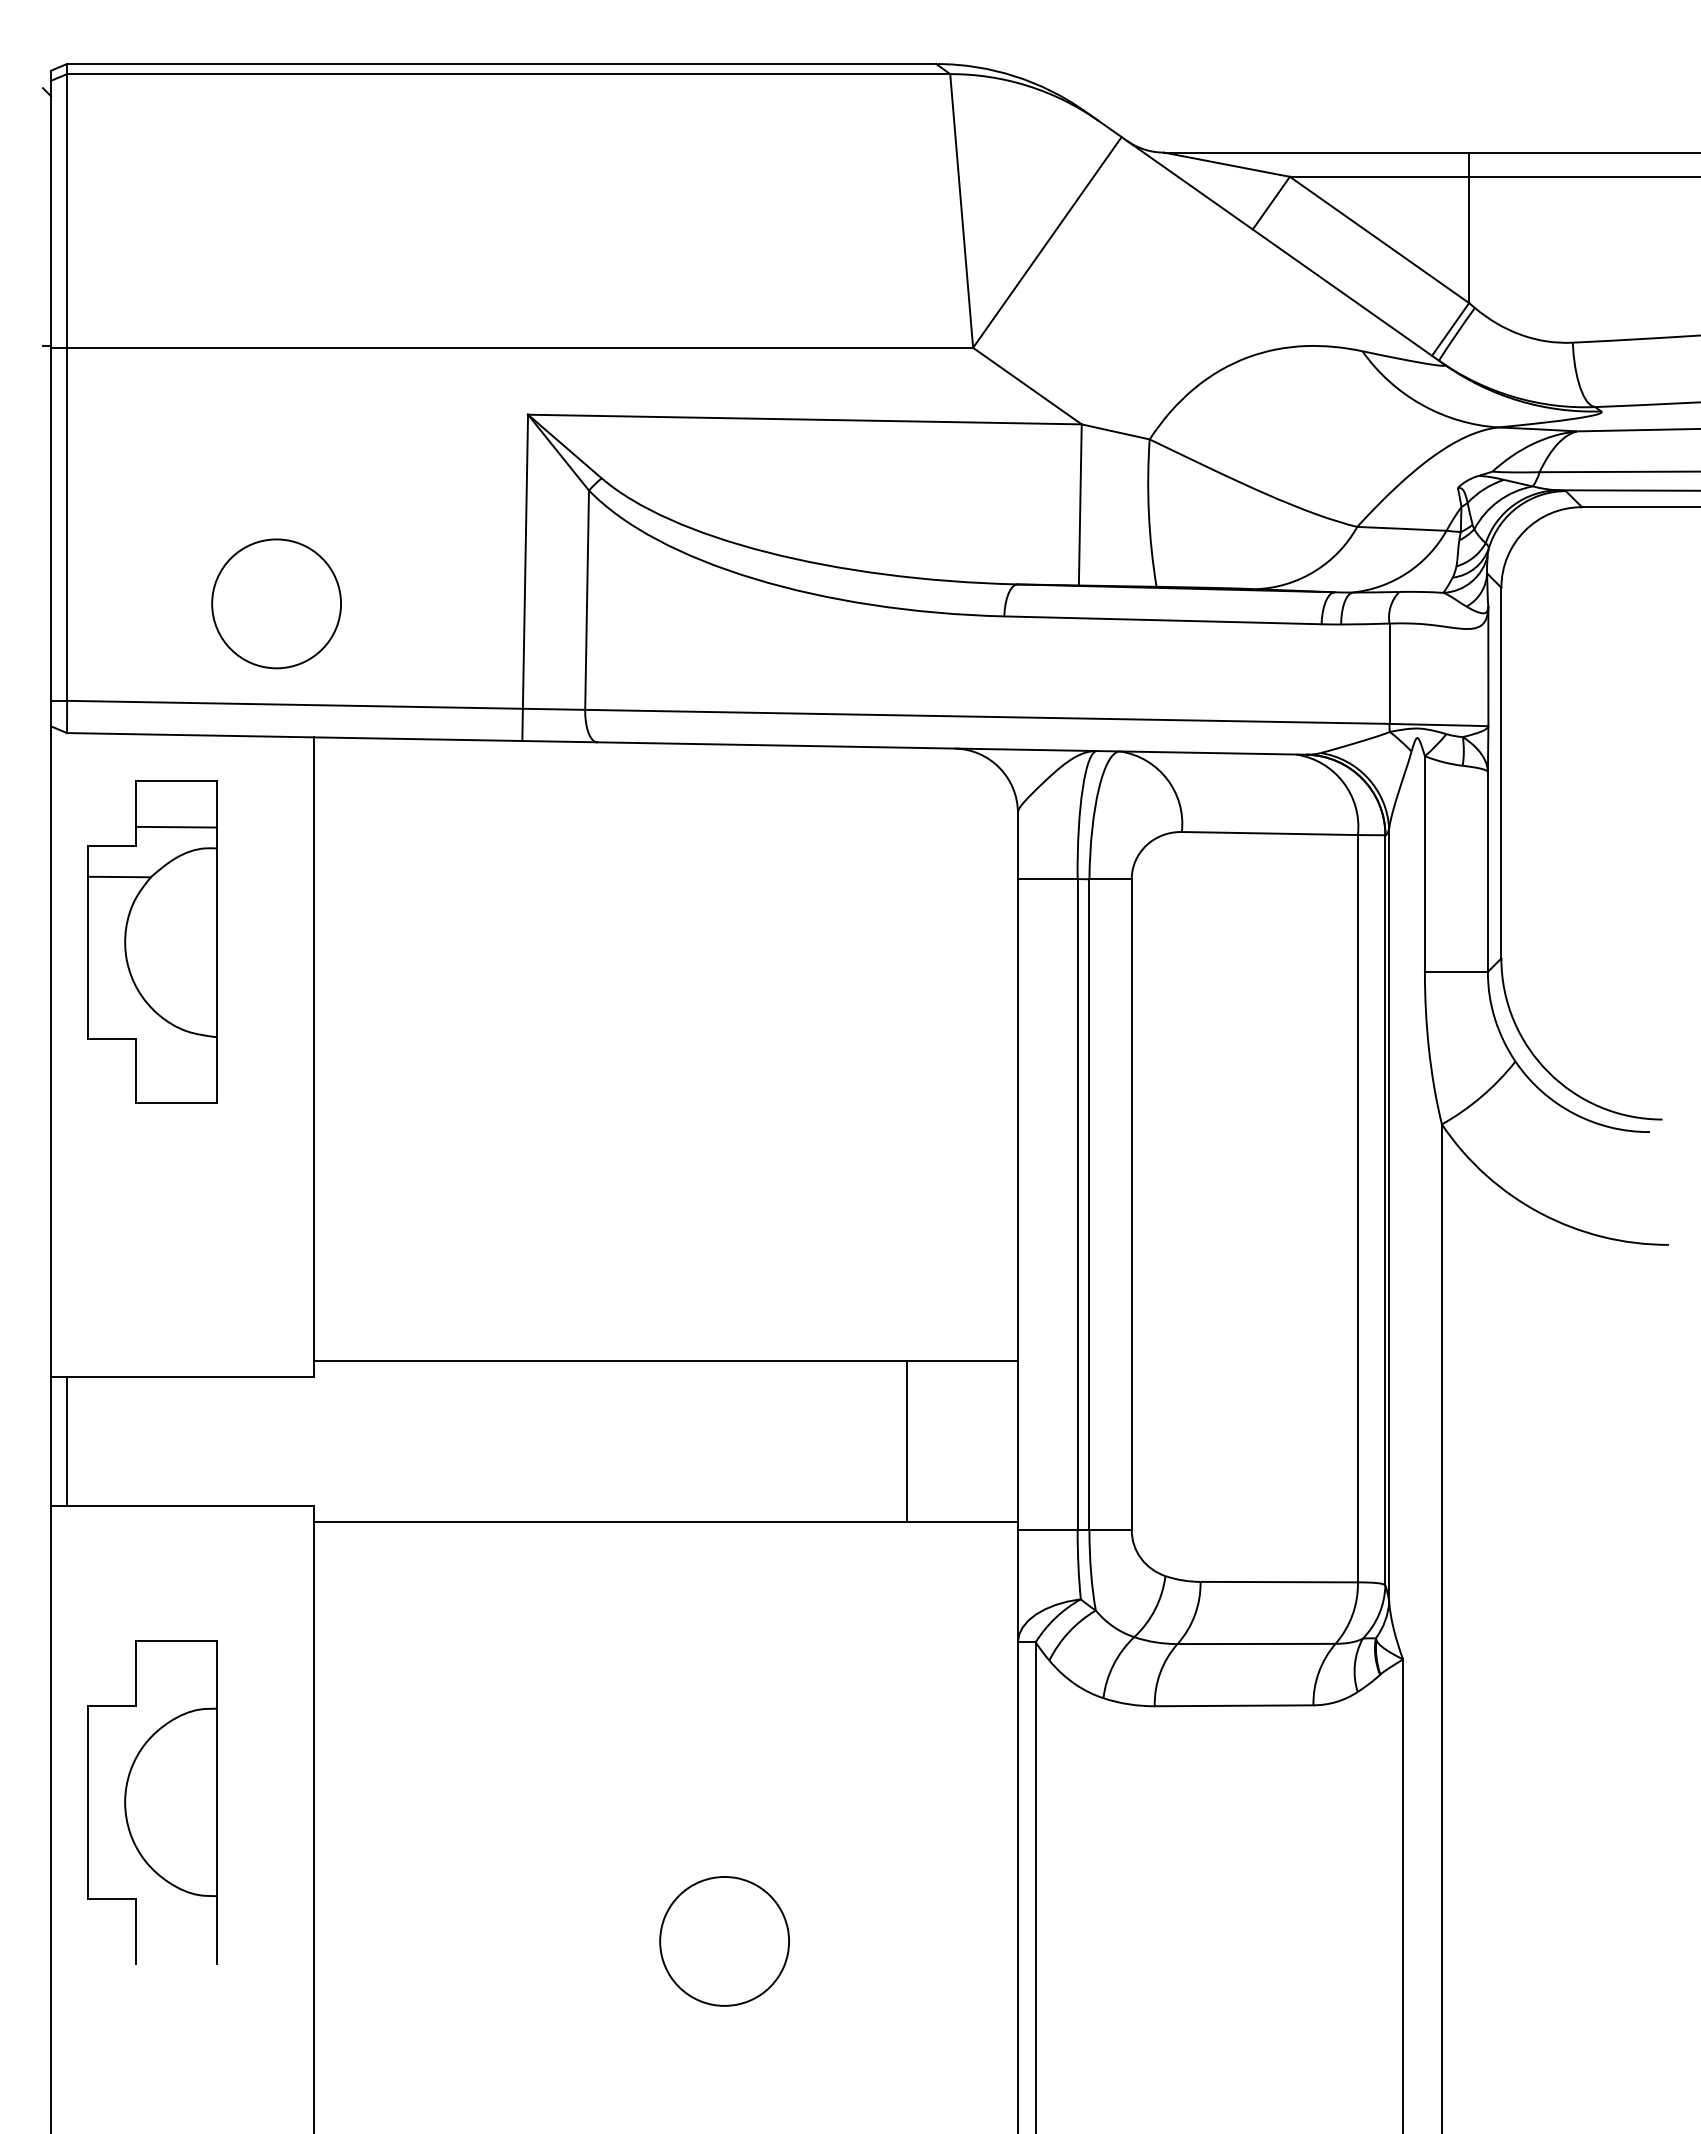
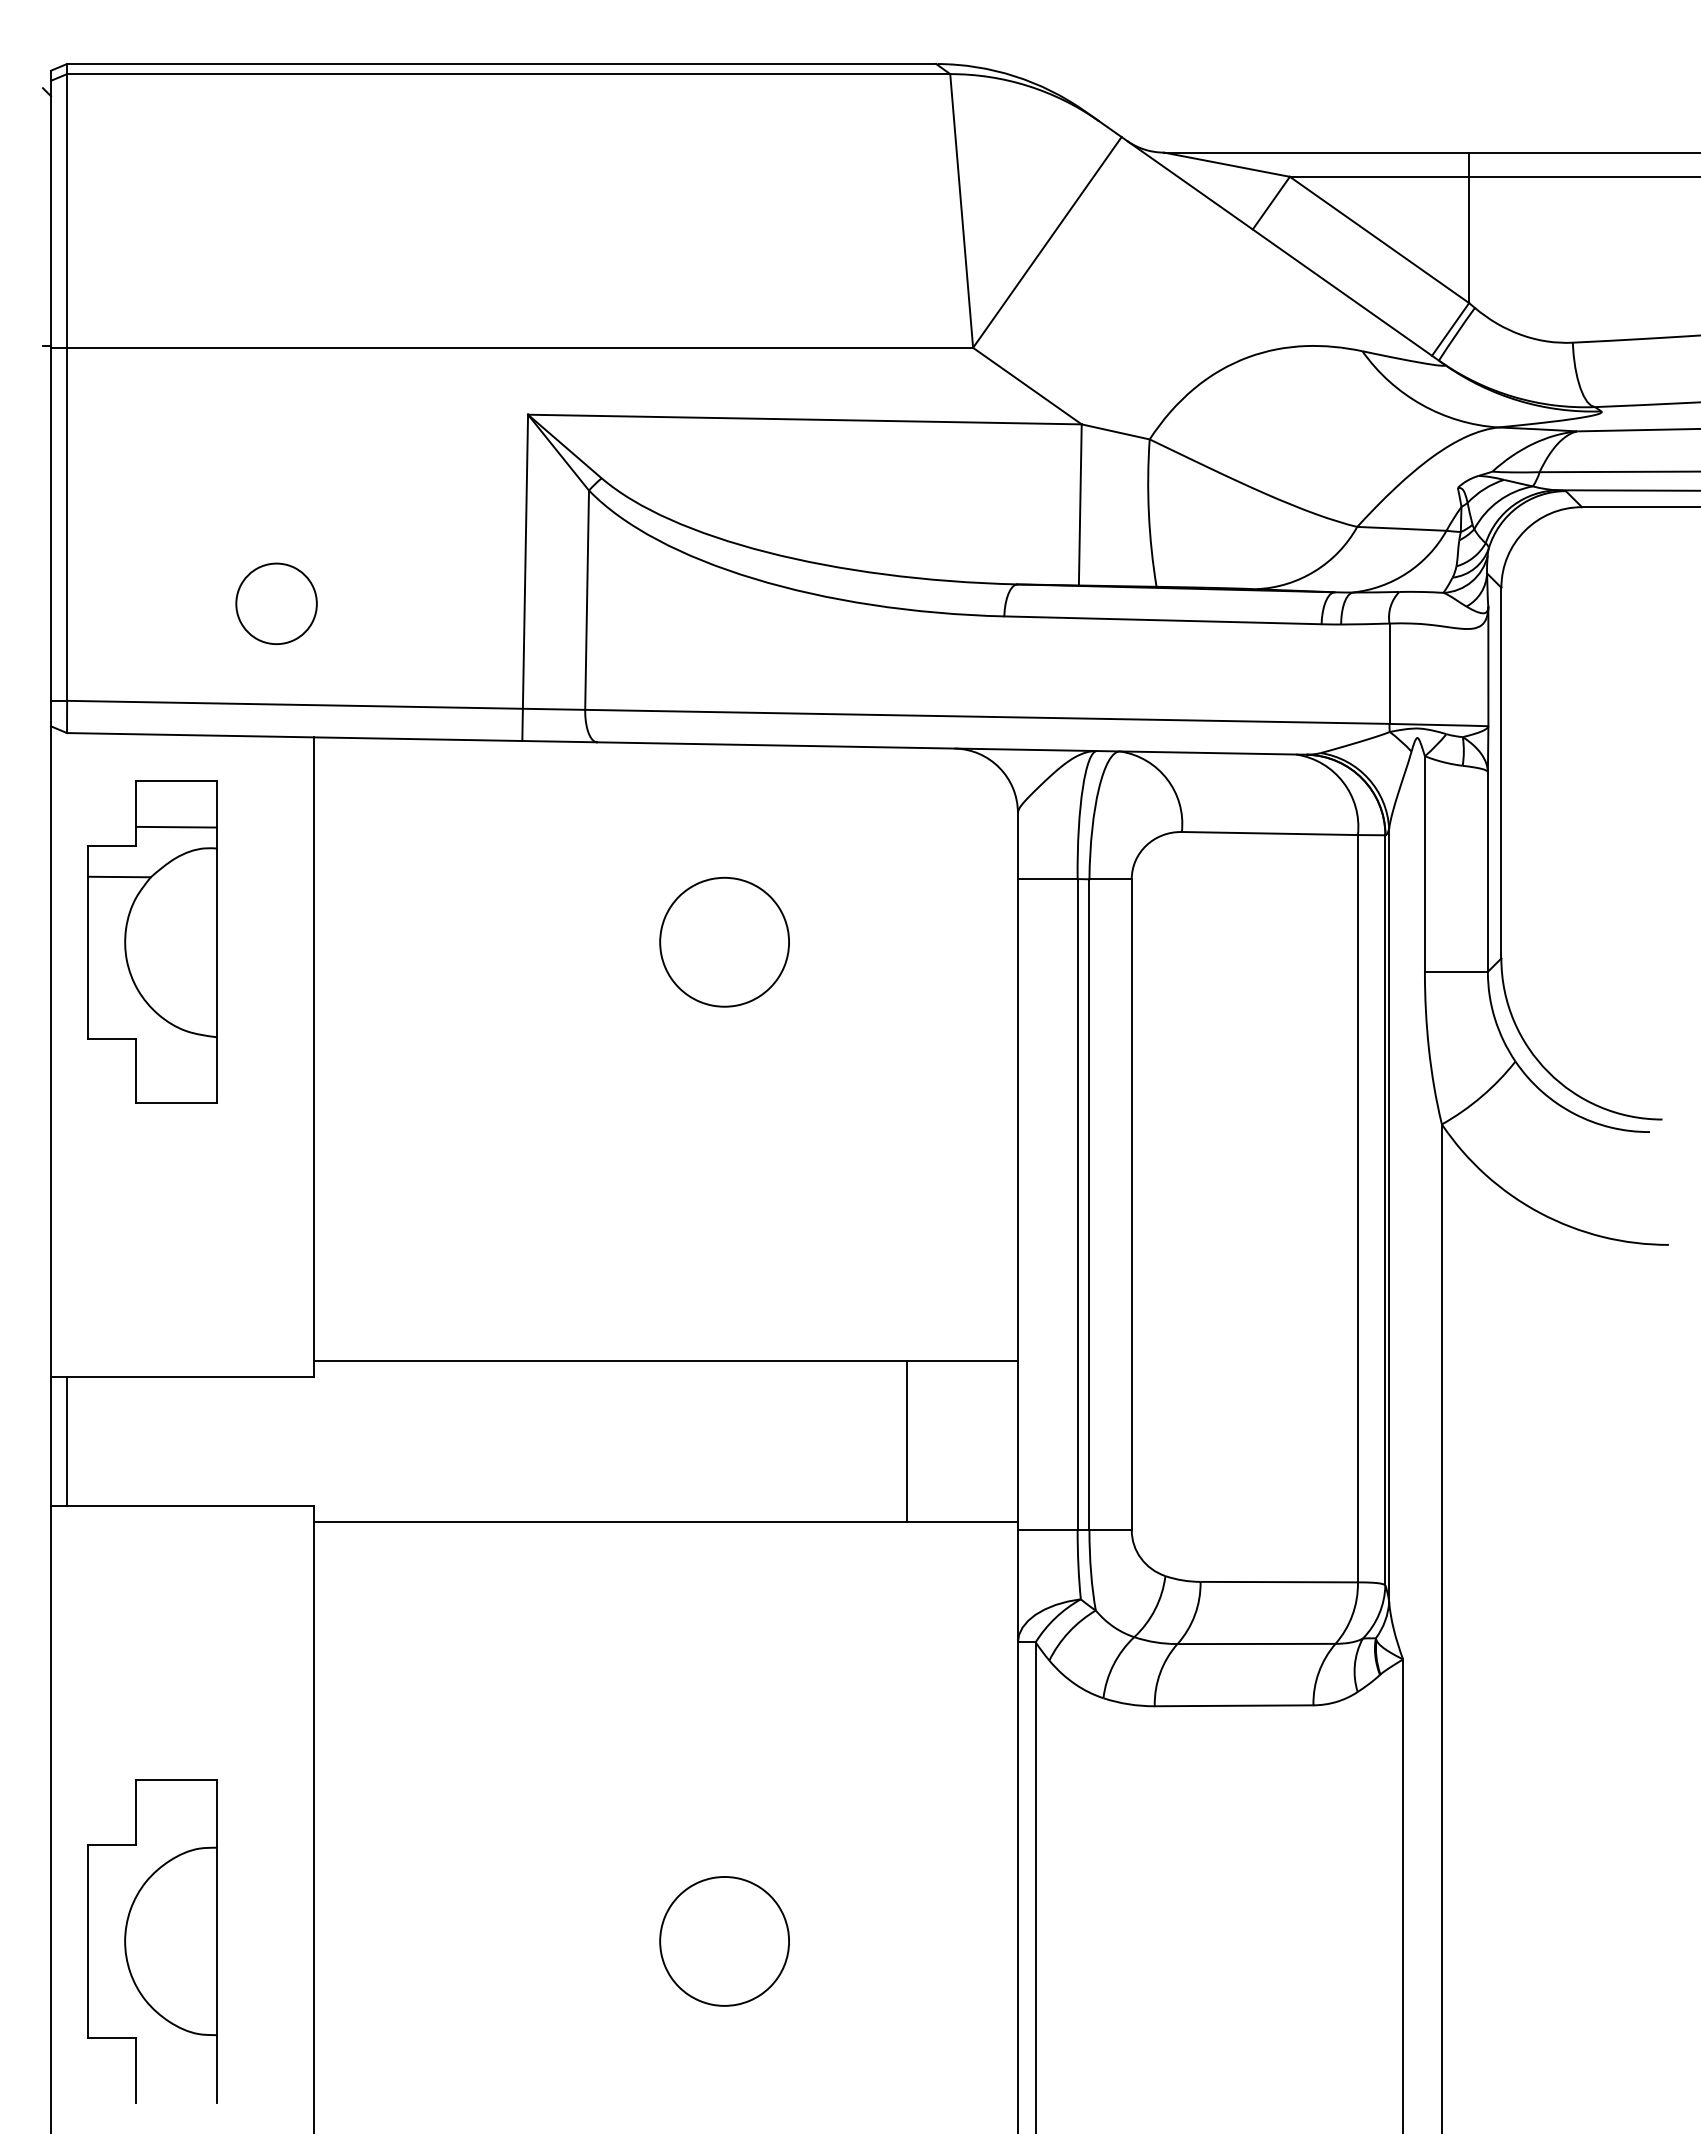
circle diameter: 129 px -> 81 px (276, 603)
part: none -> present (724, 941)
part position: (152, 1802) -> (152, 1941) (152, 1941)
